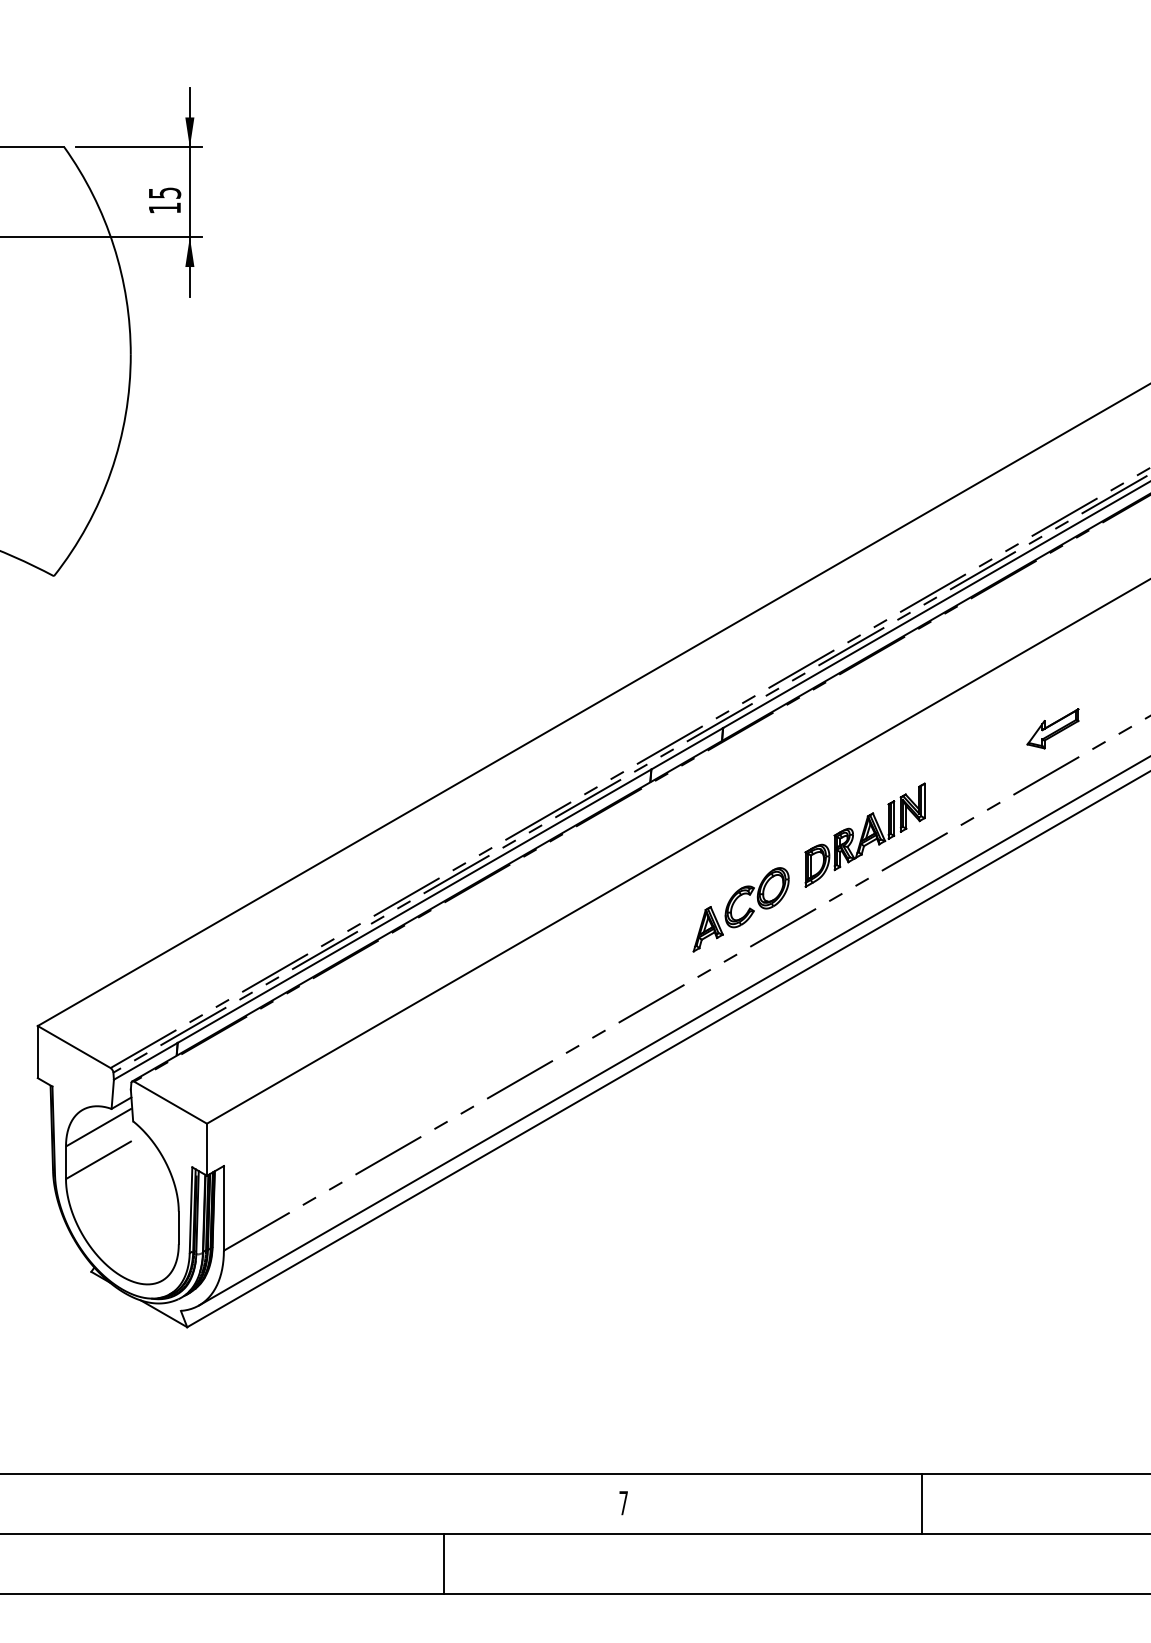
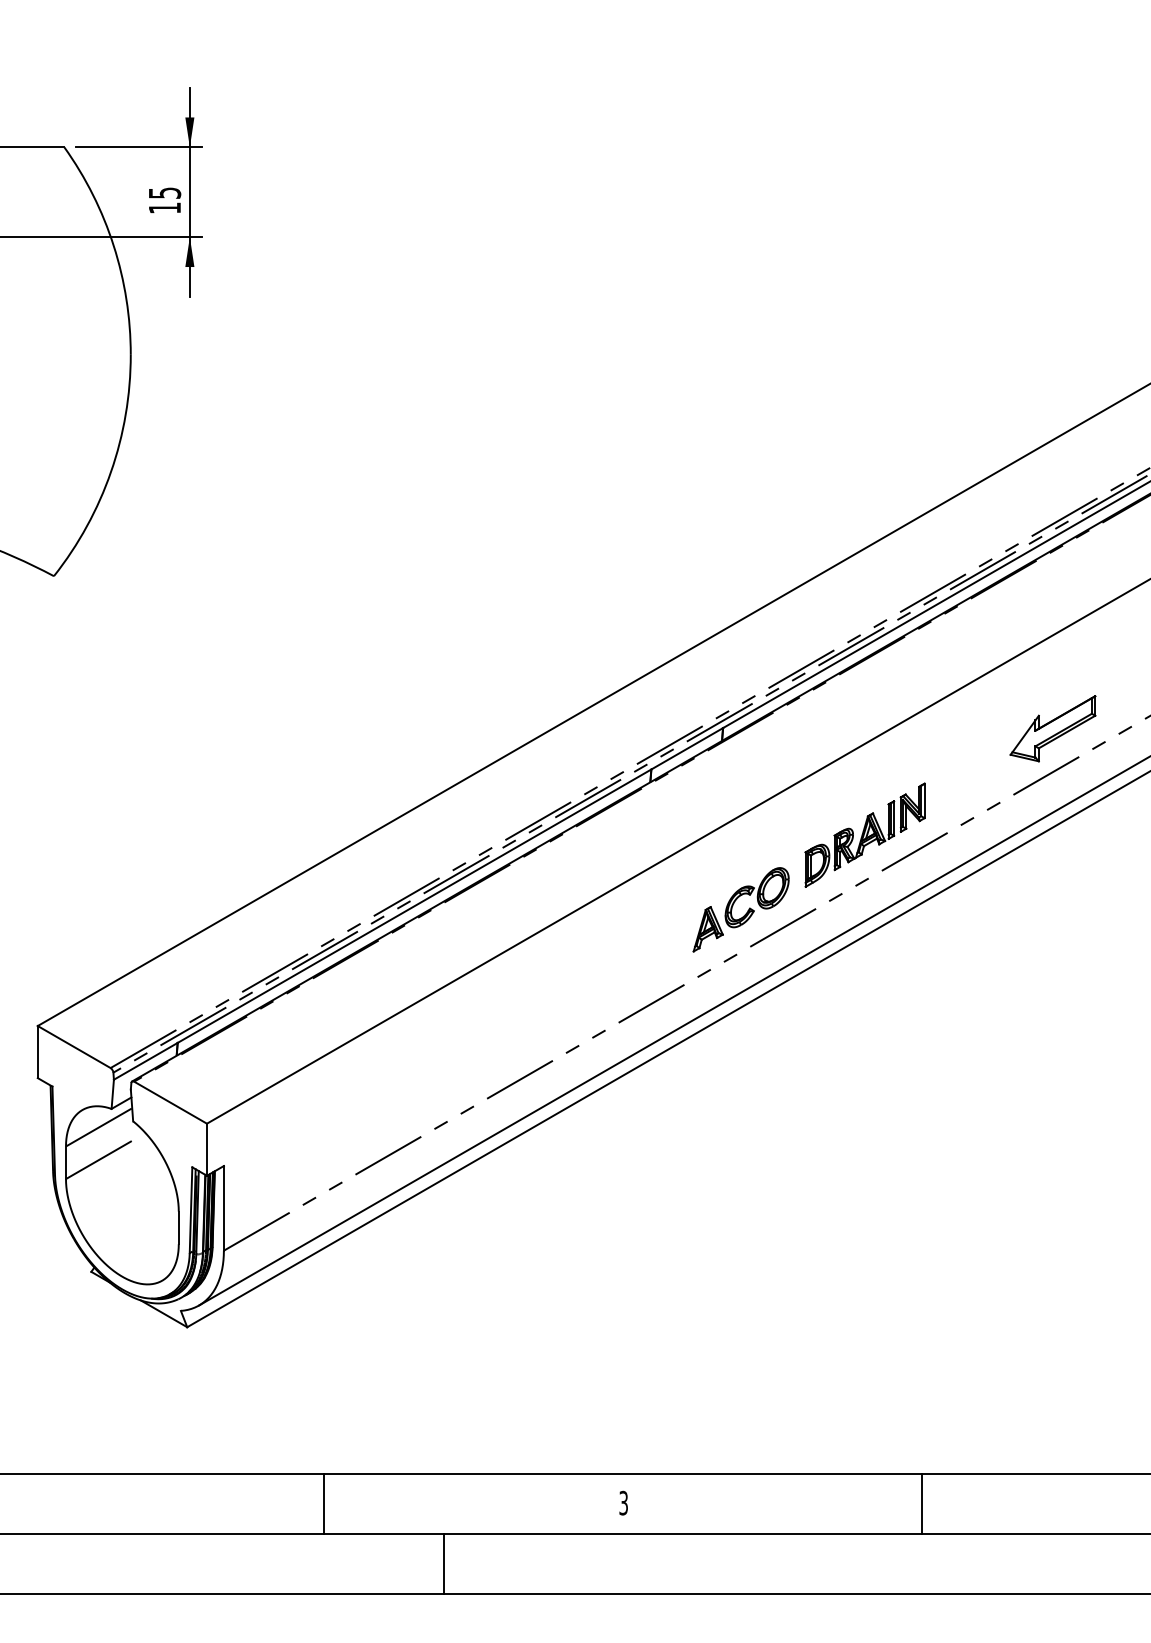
part size: 54x42 px -> 88x68 px (1052, 728)
text: 7 -> 3 (623, 1502)
line: none -> present (324, 1503)
